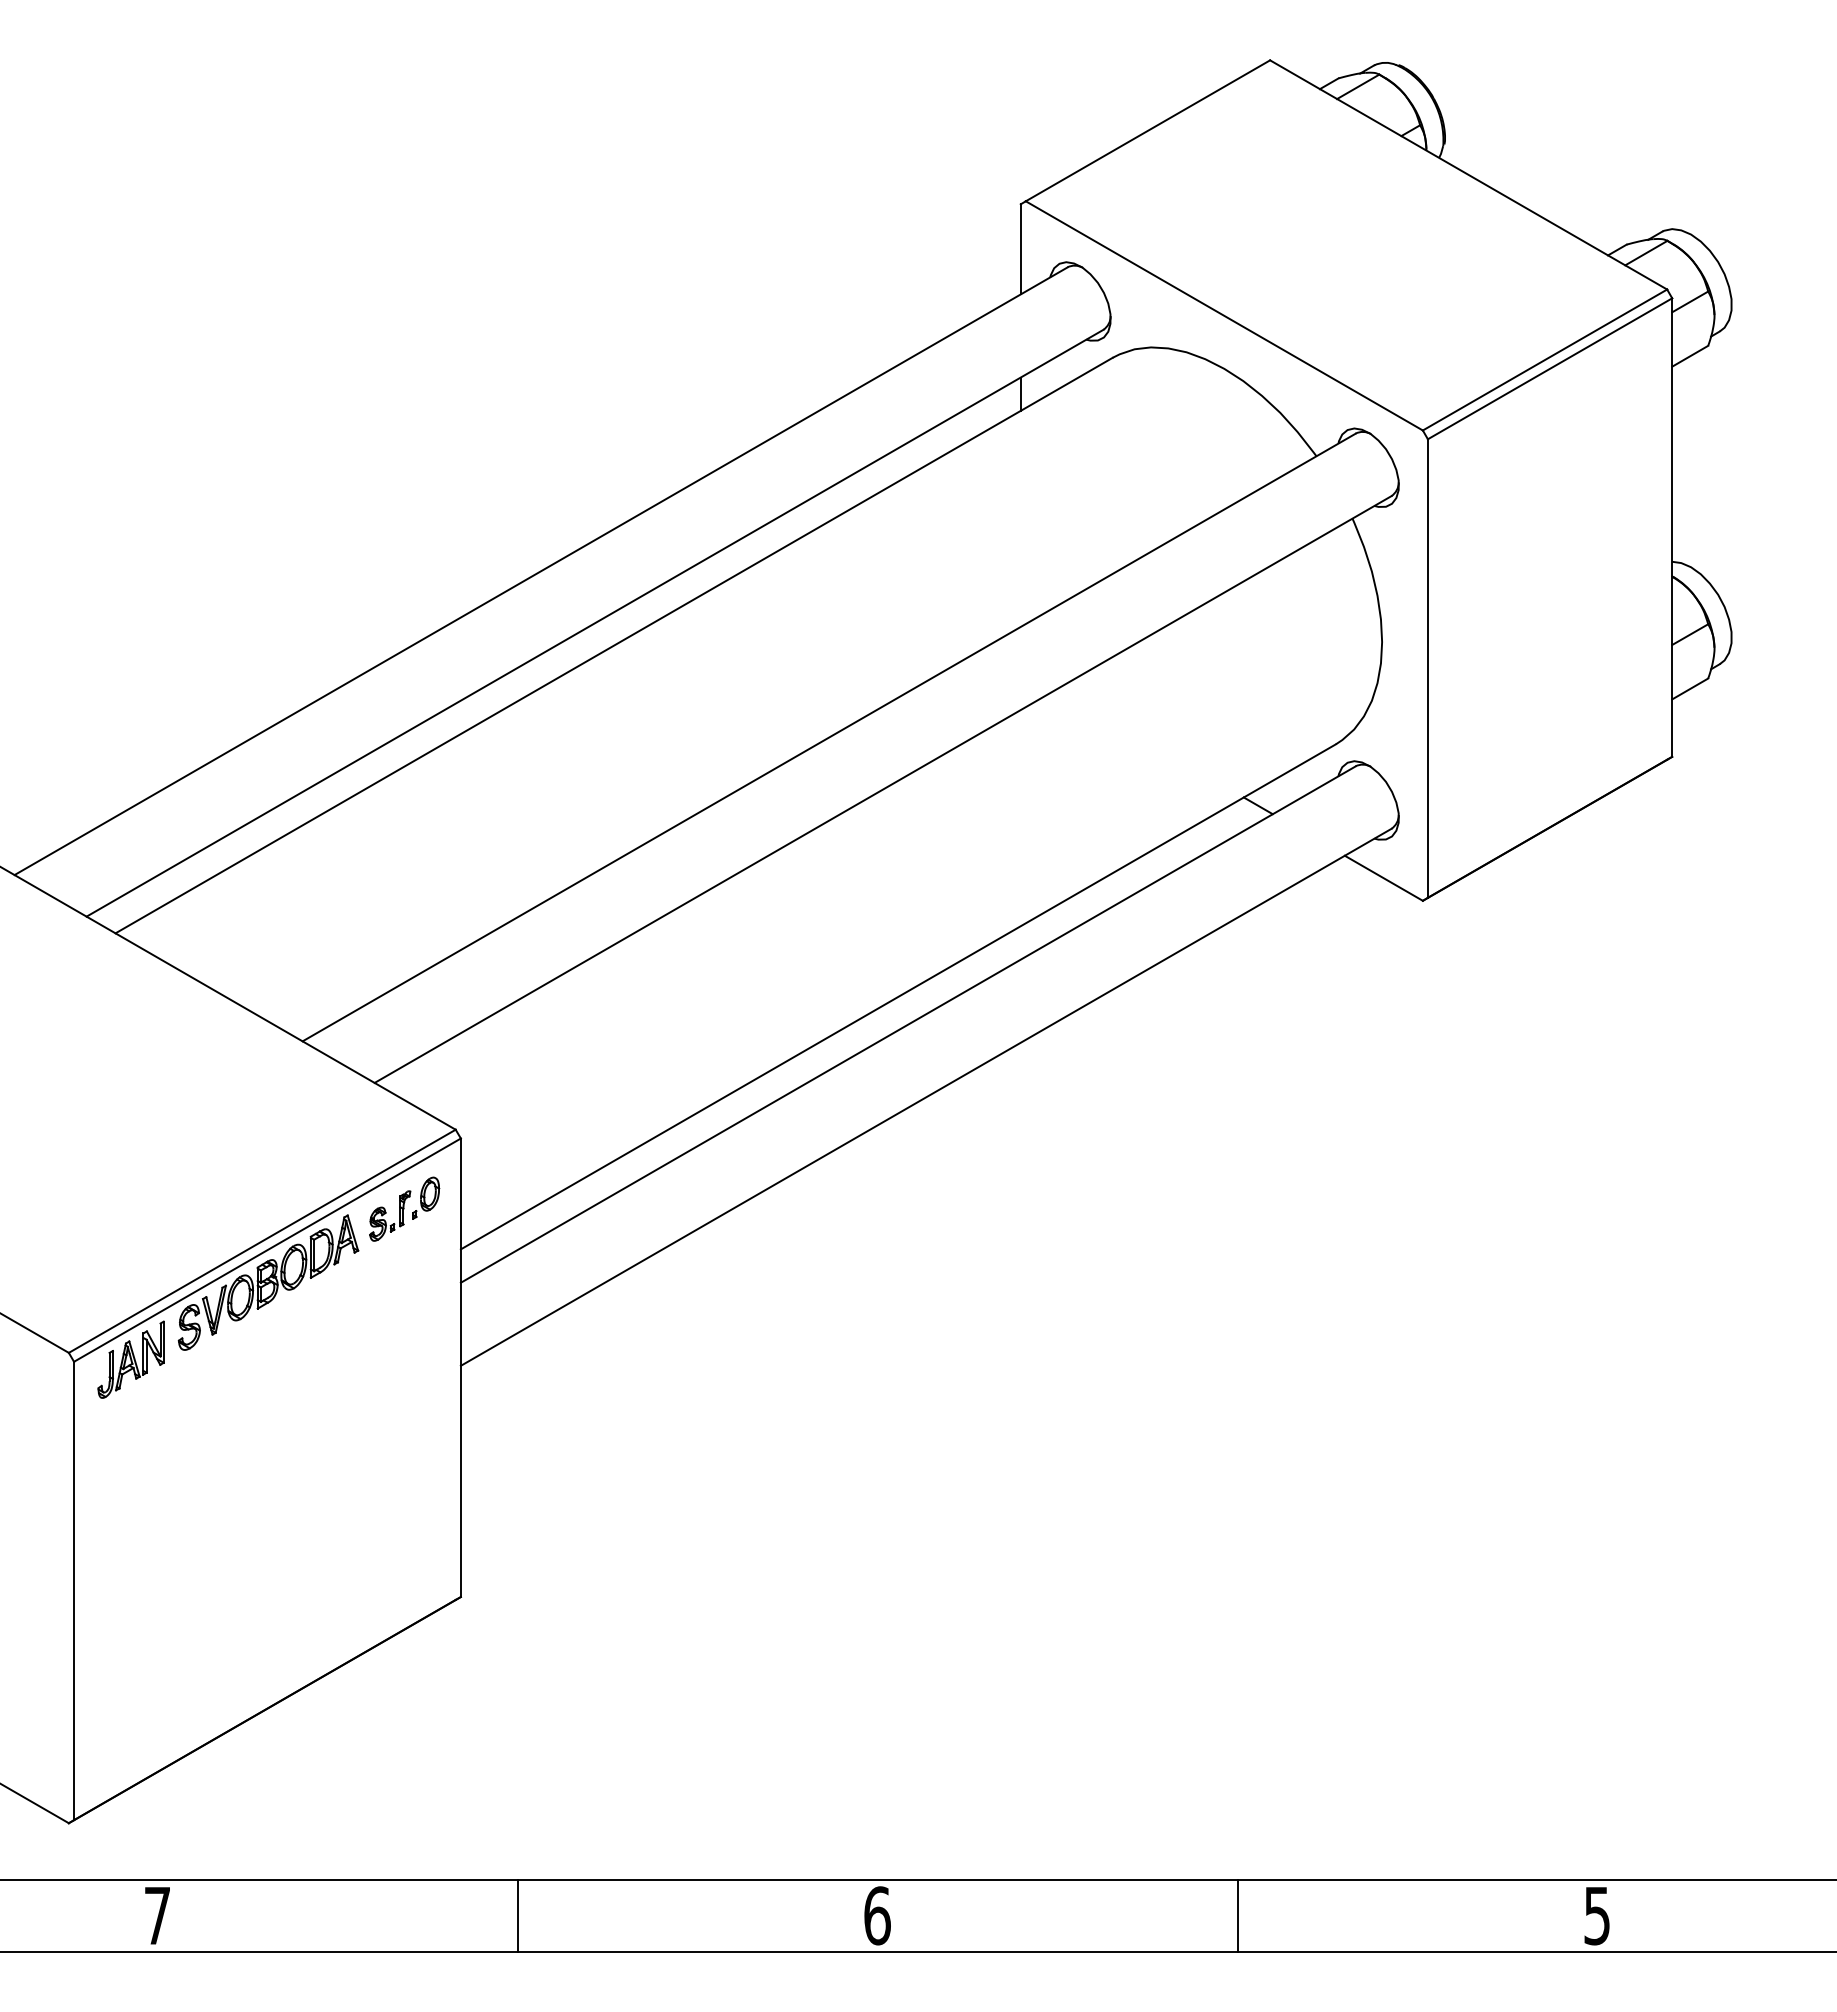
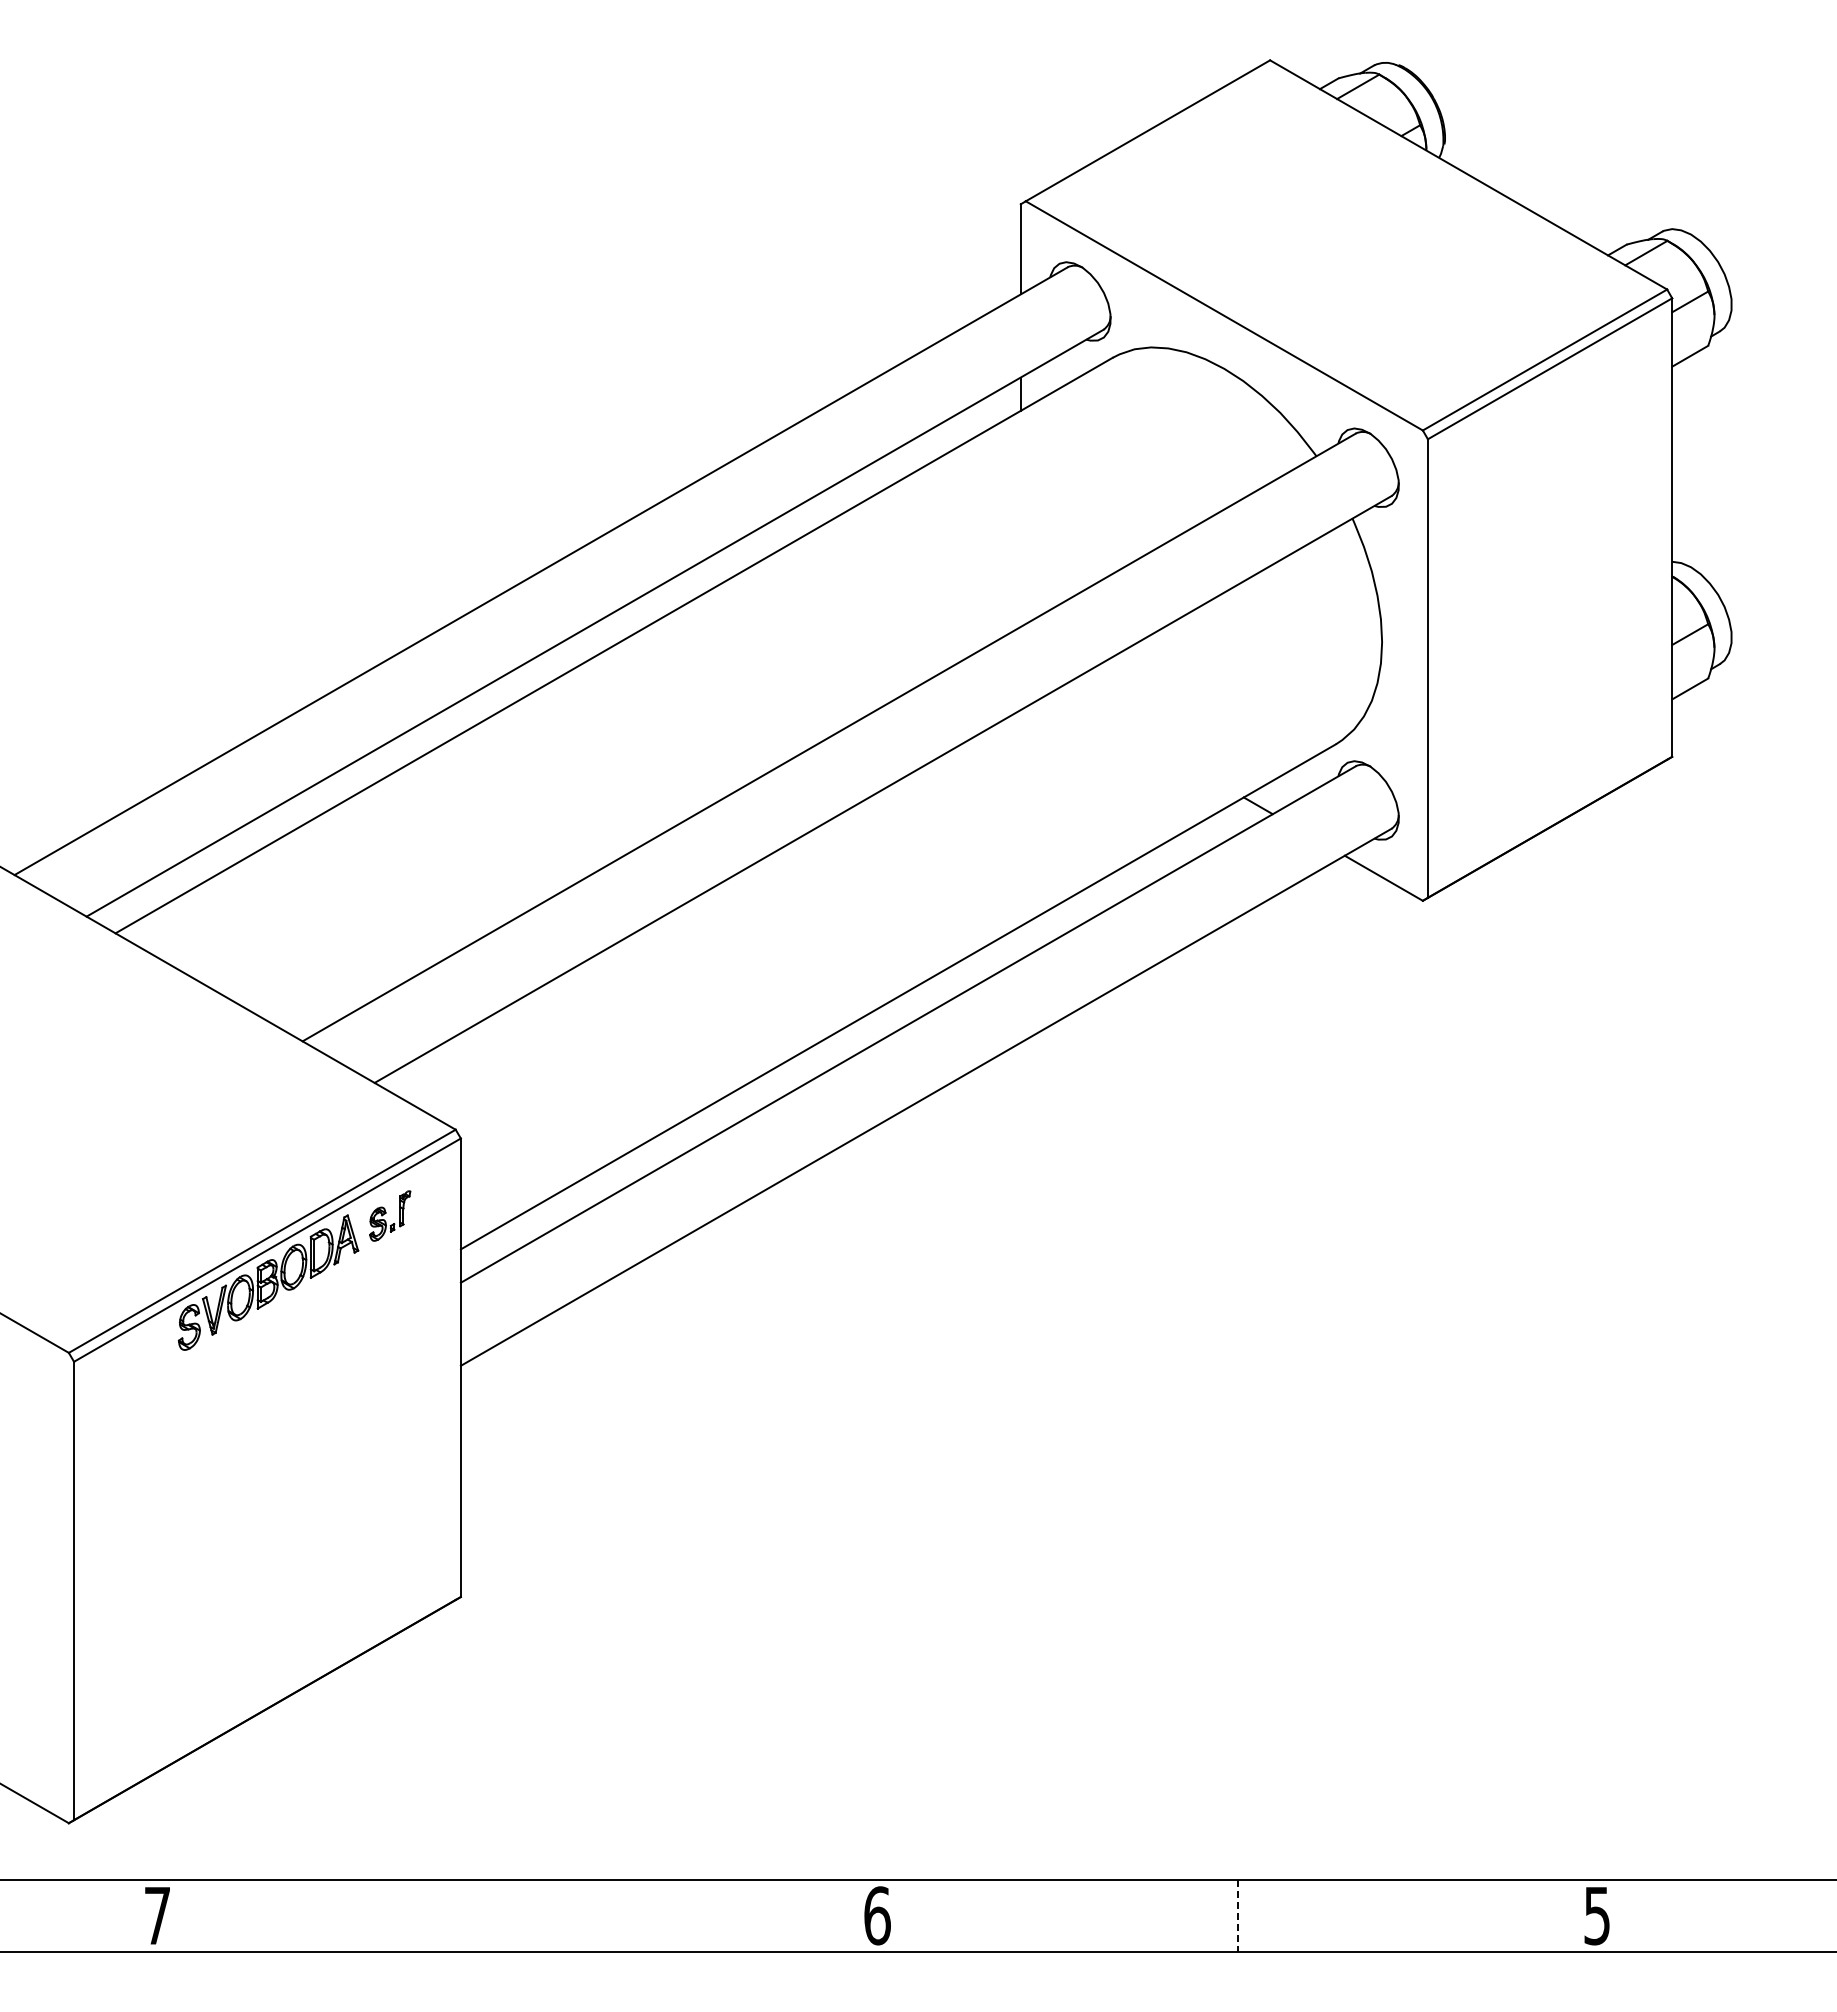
part: present -> none (426, 1197)
part: present -> none (130, 1359)
line: present -> none (518, 1915)
line: solid -> dashed (1238, 1915)
